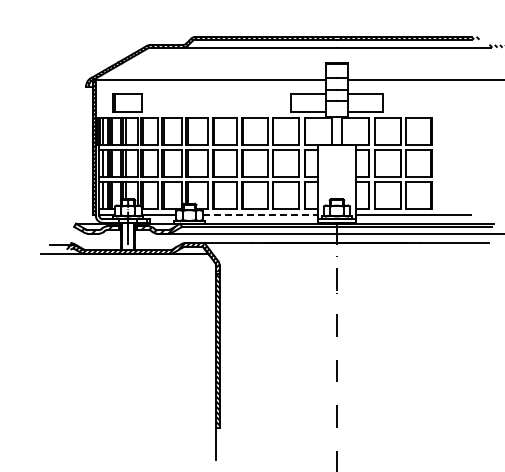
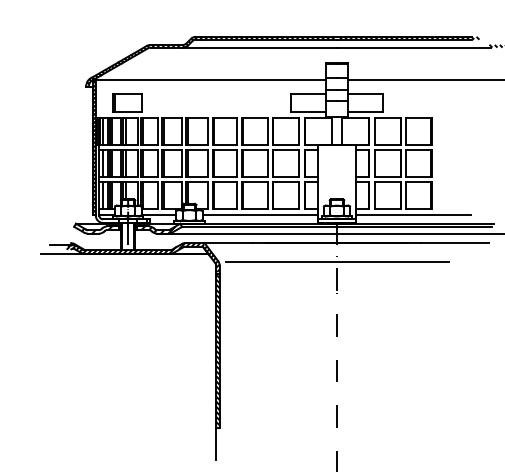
line: dashed -> solid (260, 214)
line: none -> present (337, 262)
